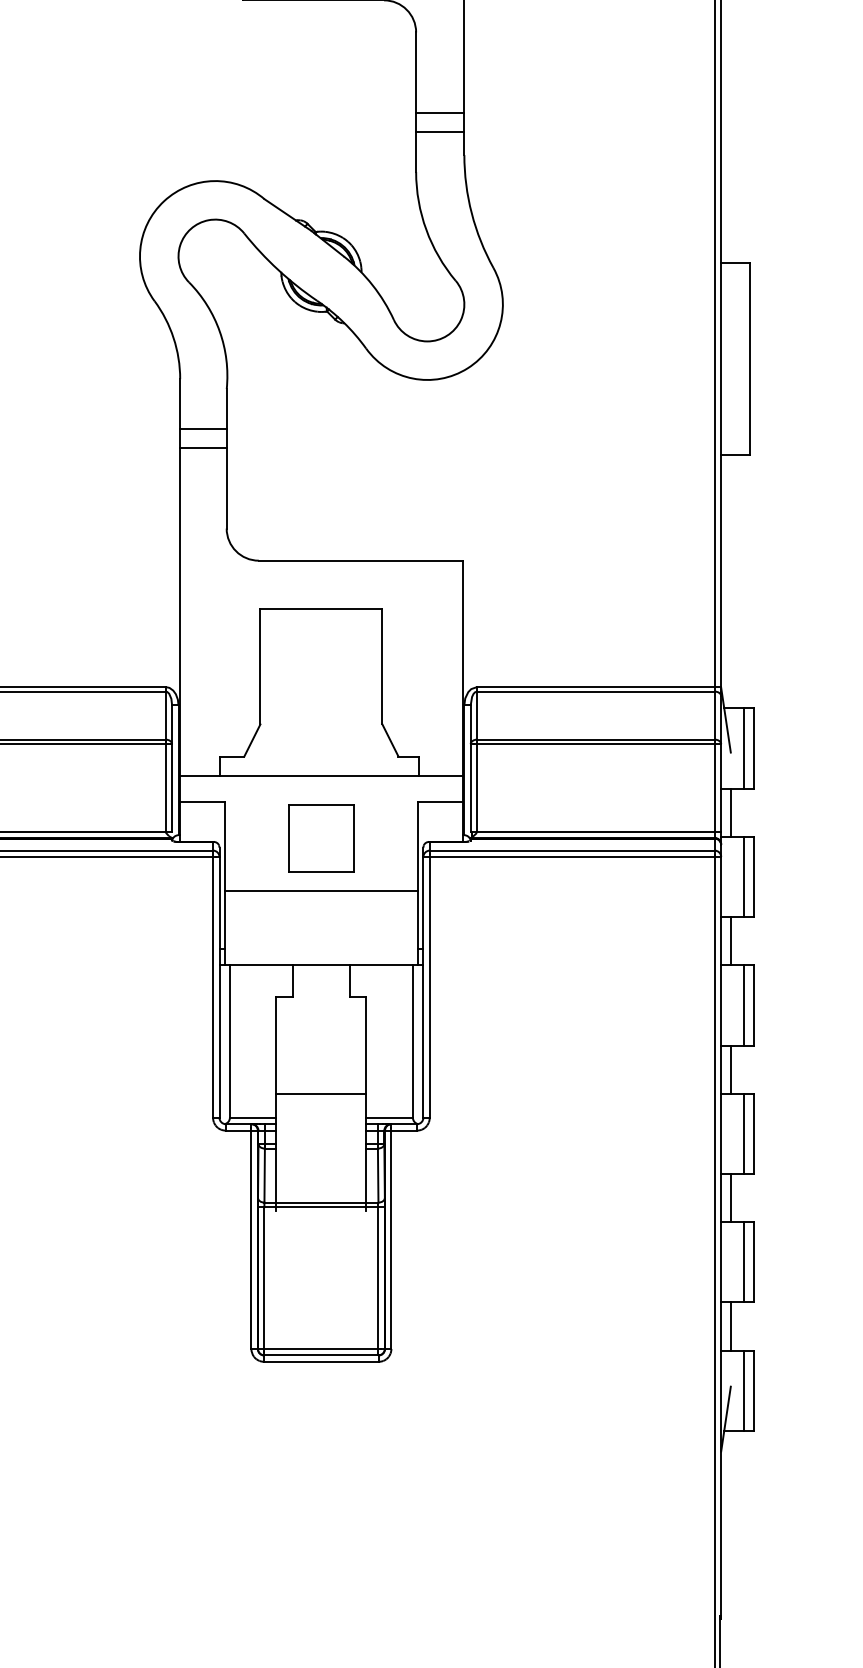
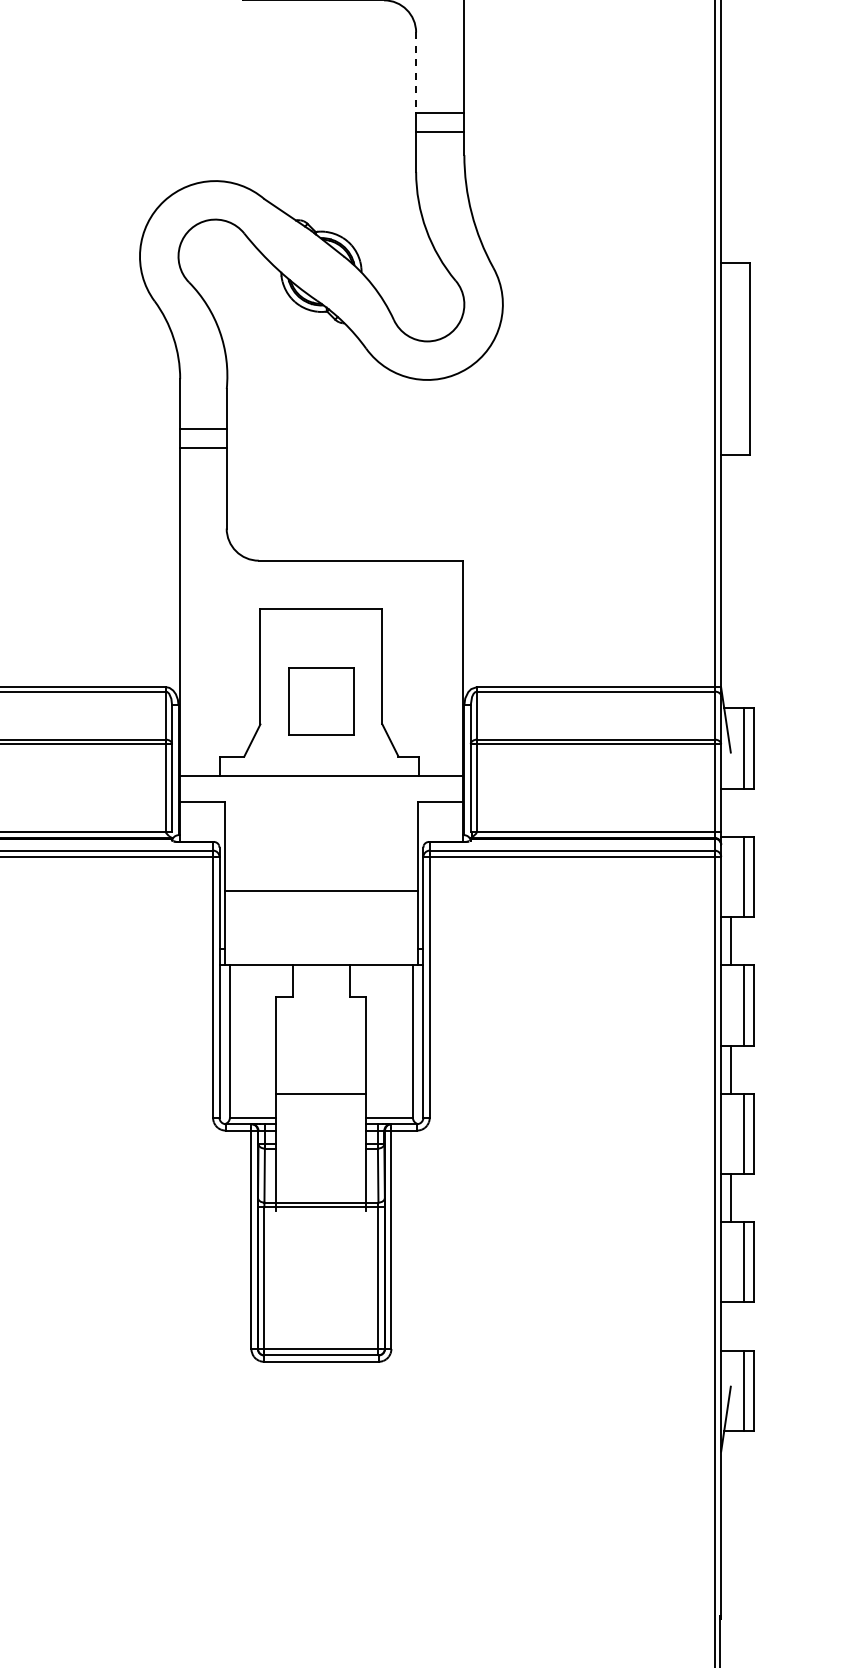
line: solid -> dashed (416, 73)
line: present -> none (730, 812)
part position: (321, 838) -> (321, 701) (321, 701)
line: present -> none (730, 1326)
